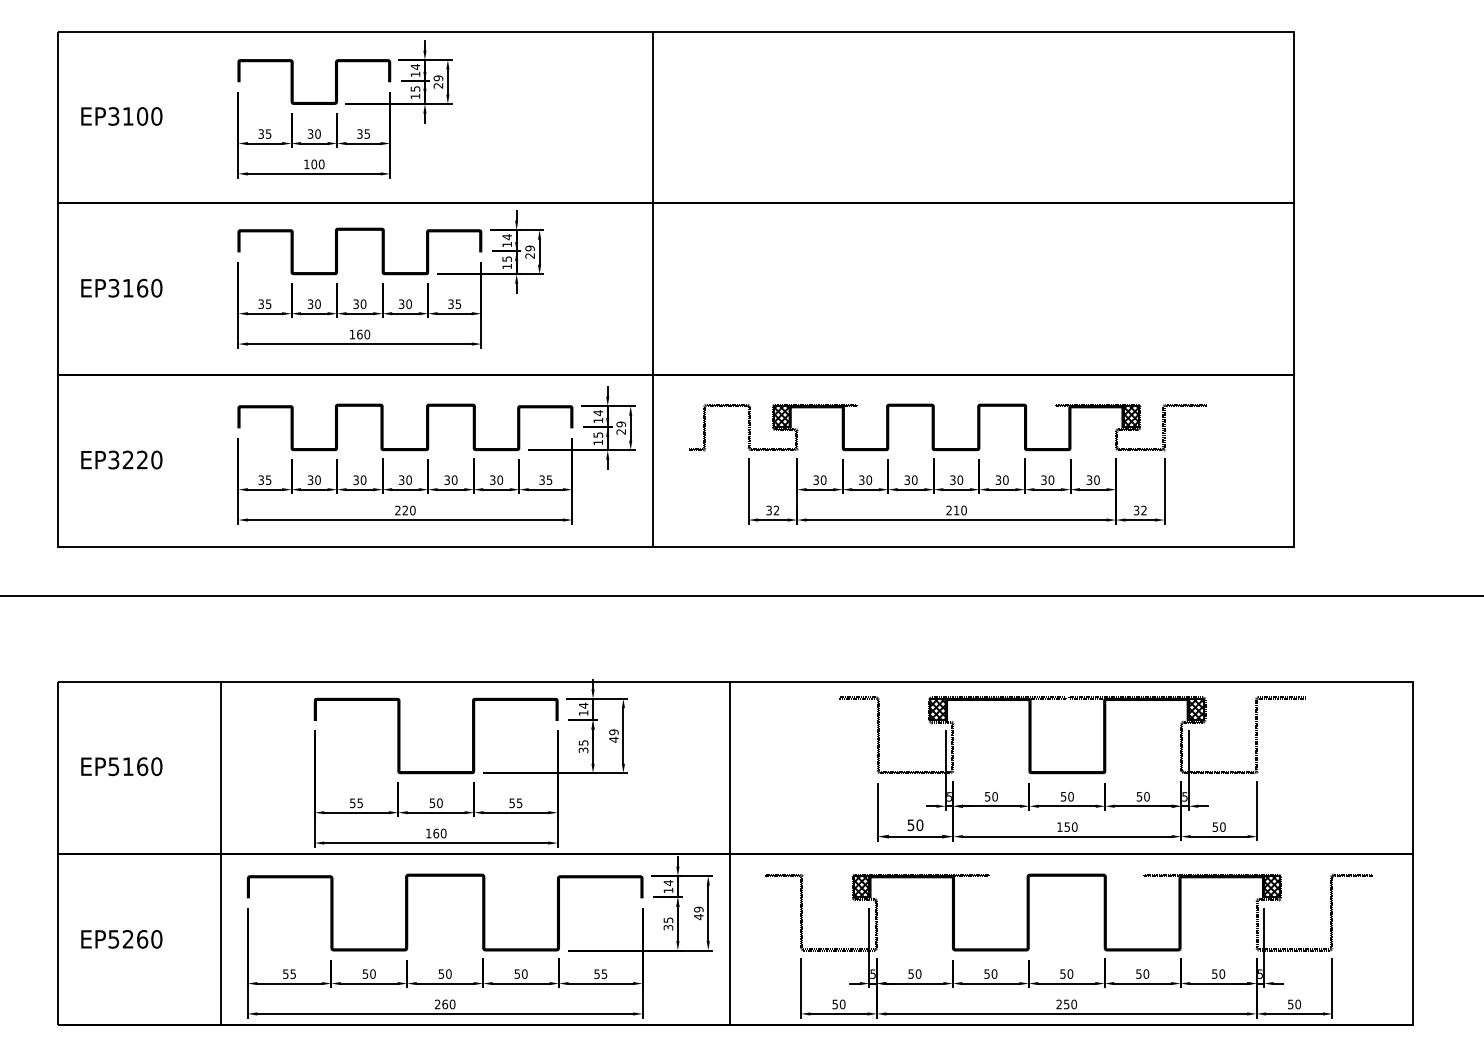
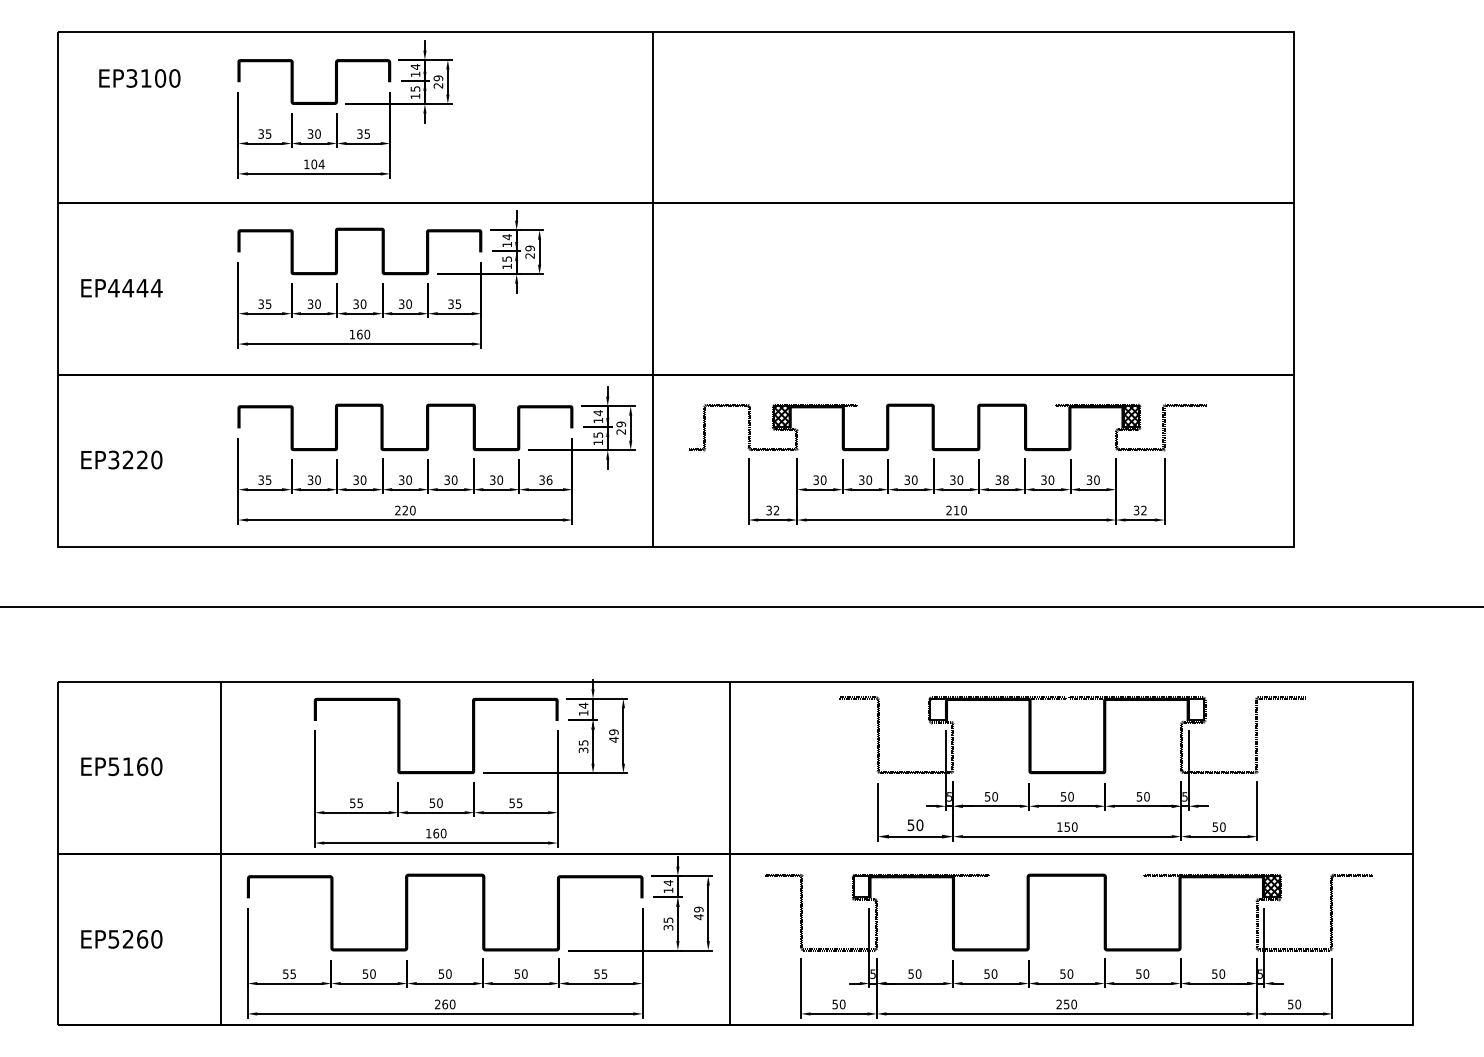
text position: (121, 116) -> (139, 78) (139, 78)
text: 100 -> 104 (321, 164)
text: EP3160 -> EP4444 (135, 287)
text: 30 -> 38 (1005, 479)
text: 35 -> 36 (549, 480)
line position: (741, 596) -> (741, 607) (741, 607)
hatch: present -> none (937, 709)
hatch: present -> none (1196, 709)
hatch: present -> none (861, 886)
